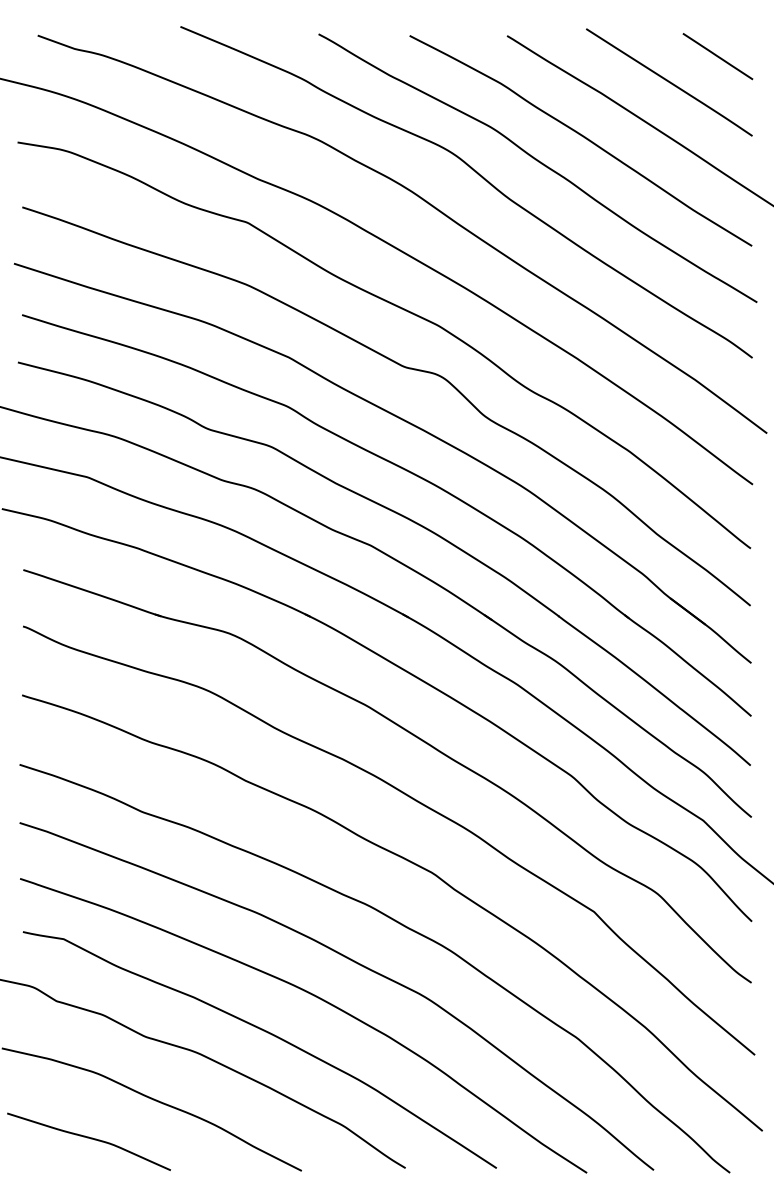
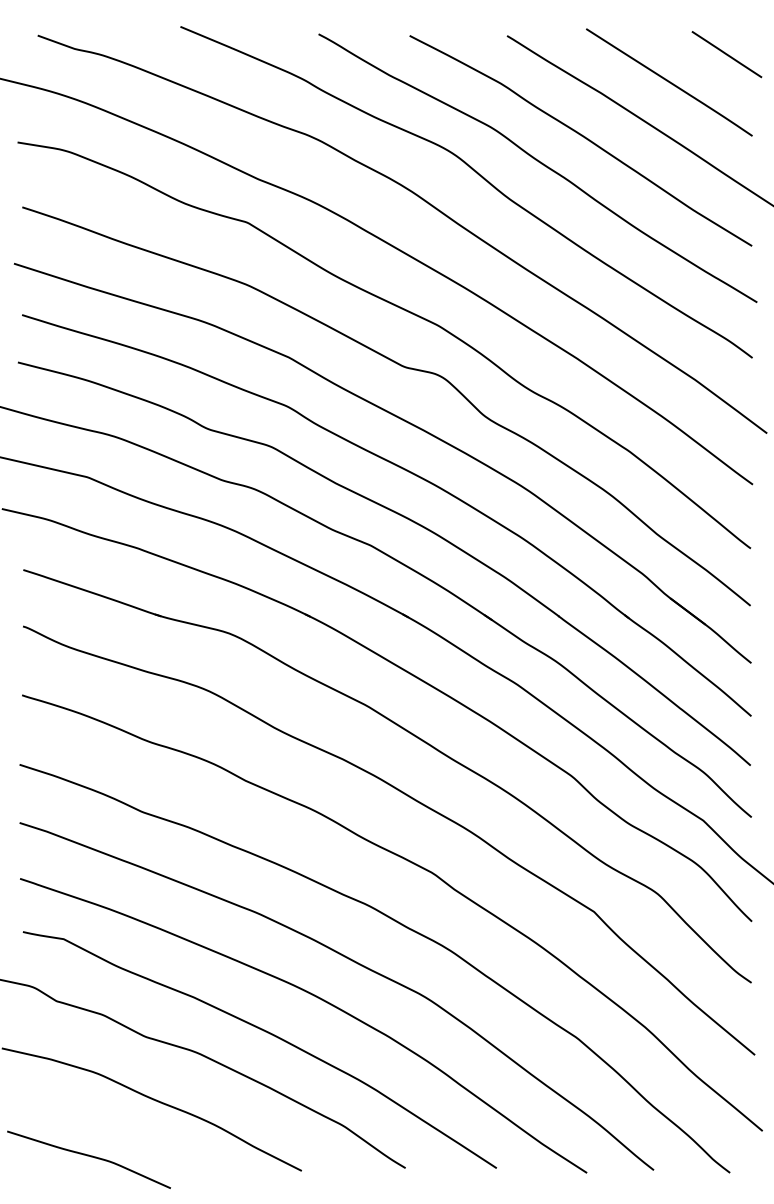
line position: (717, 56) -> (726, 54) (726, 54)
curve position: (88, 1138) -> (88, 1156) (88, 1156)
